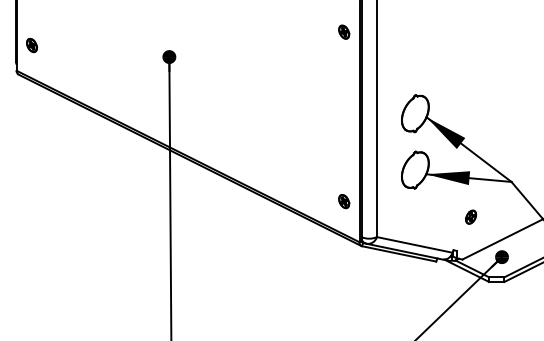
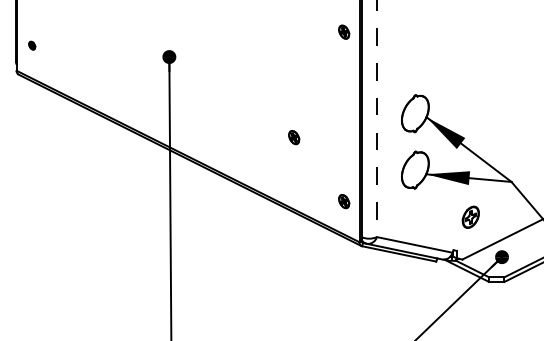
part size: 13x16 px -> 9x11 px (32, 45)
line: solid -> dashed (376, 119)
part: none -> present (294, 137)
part size: 13x16 px -> 19x24 px (470, 216)
